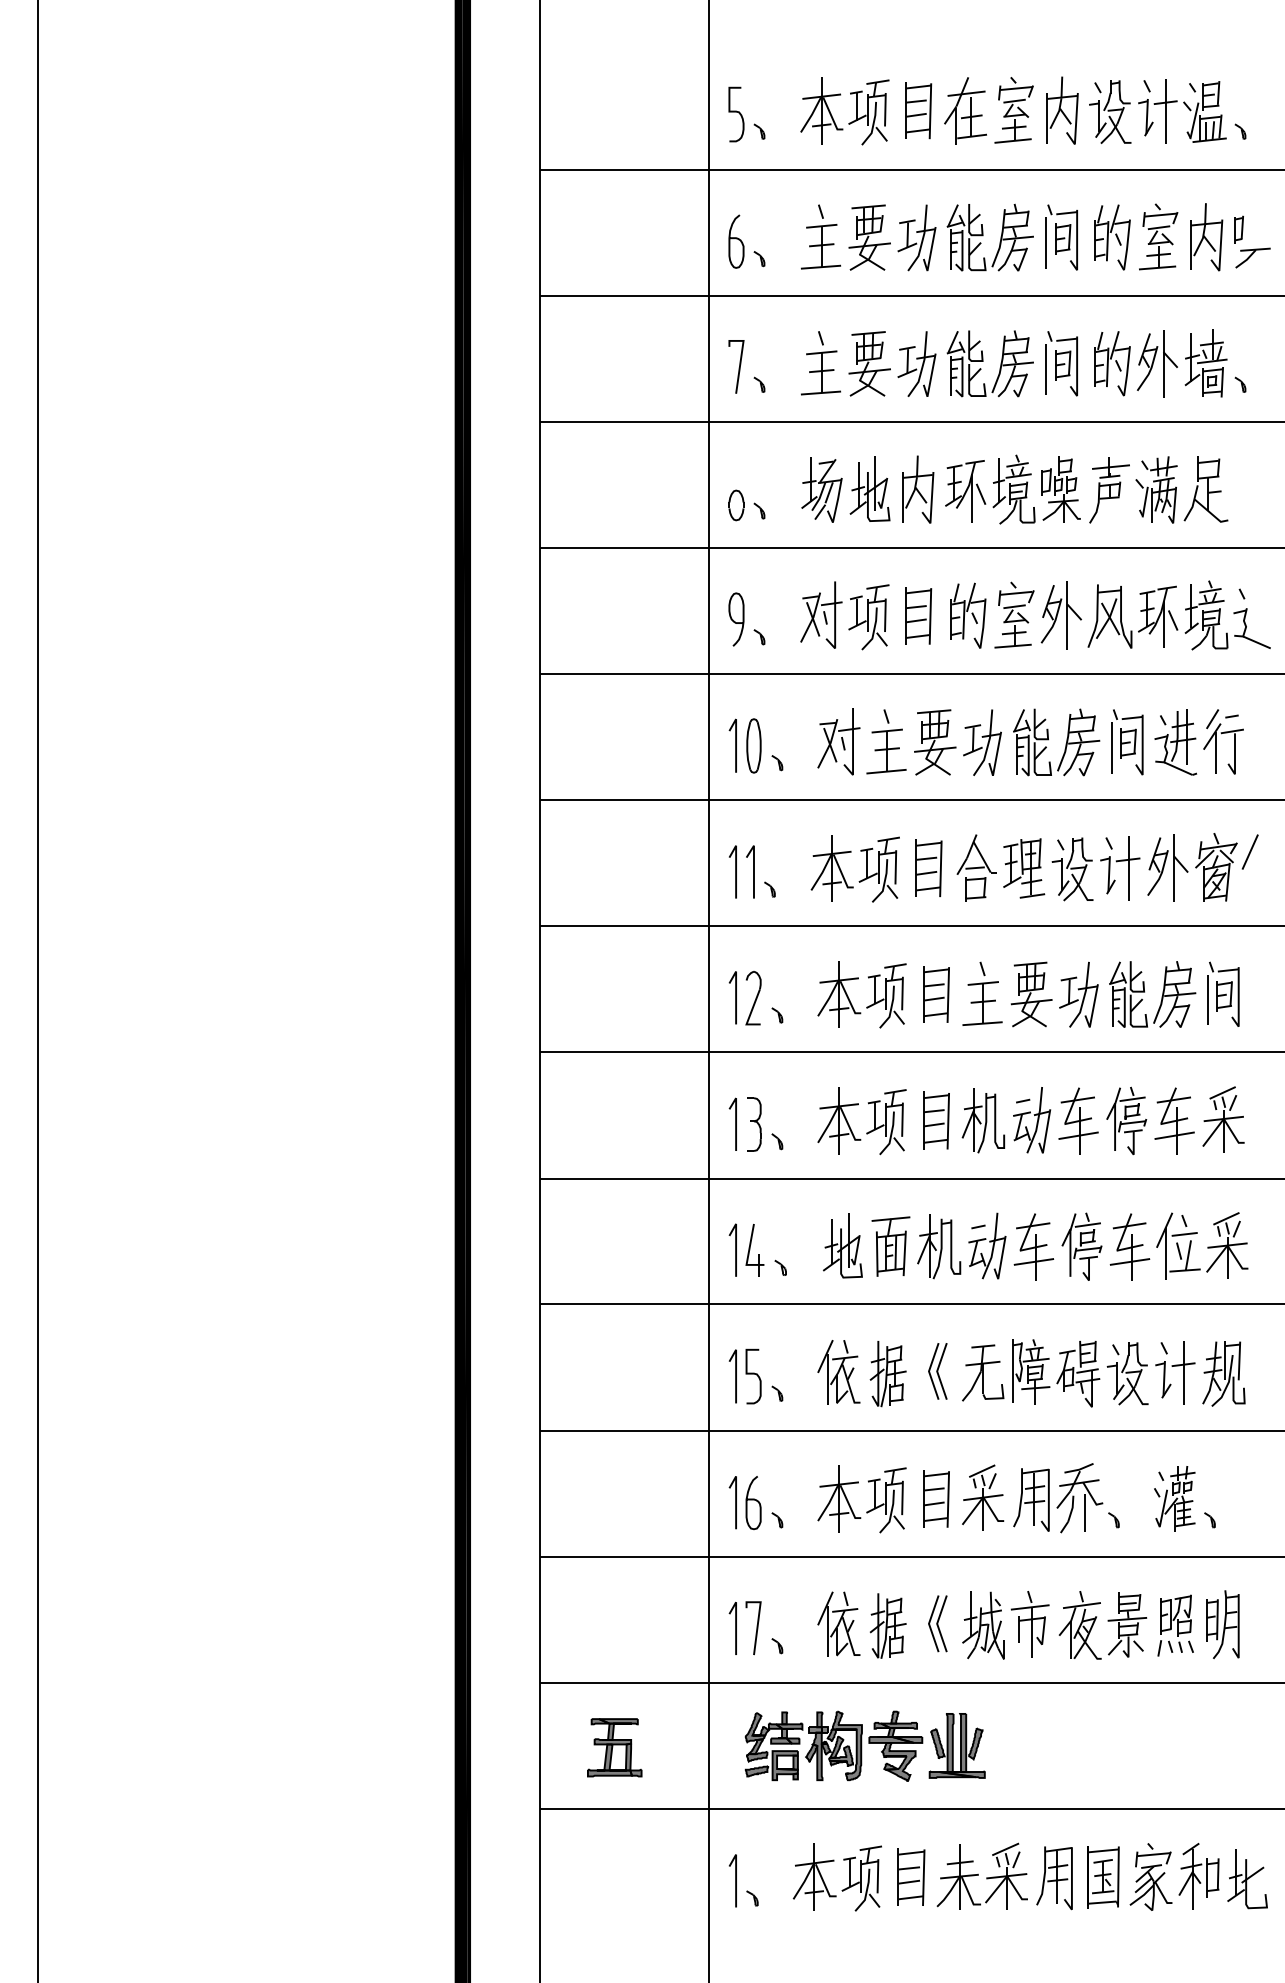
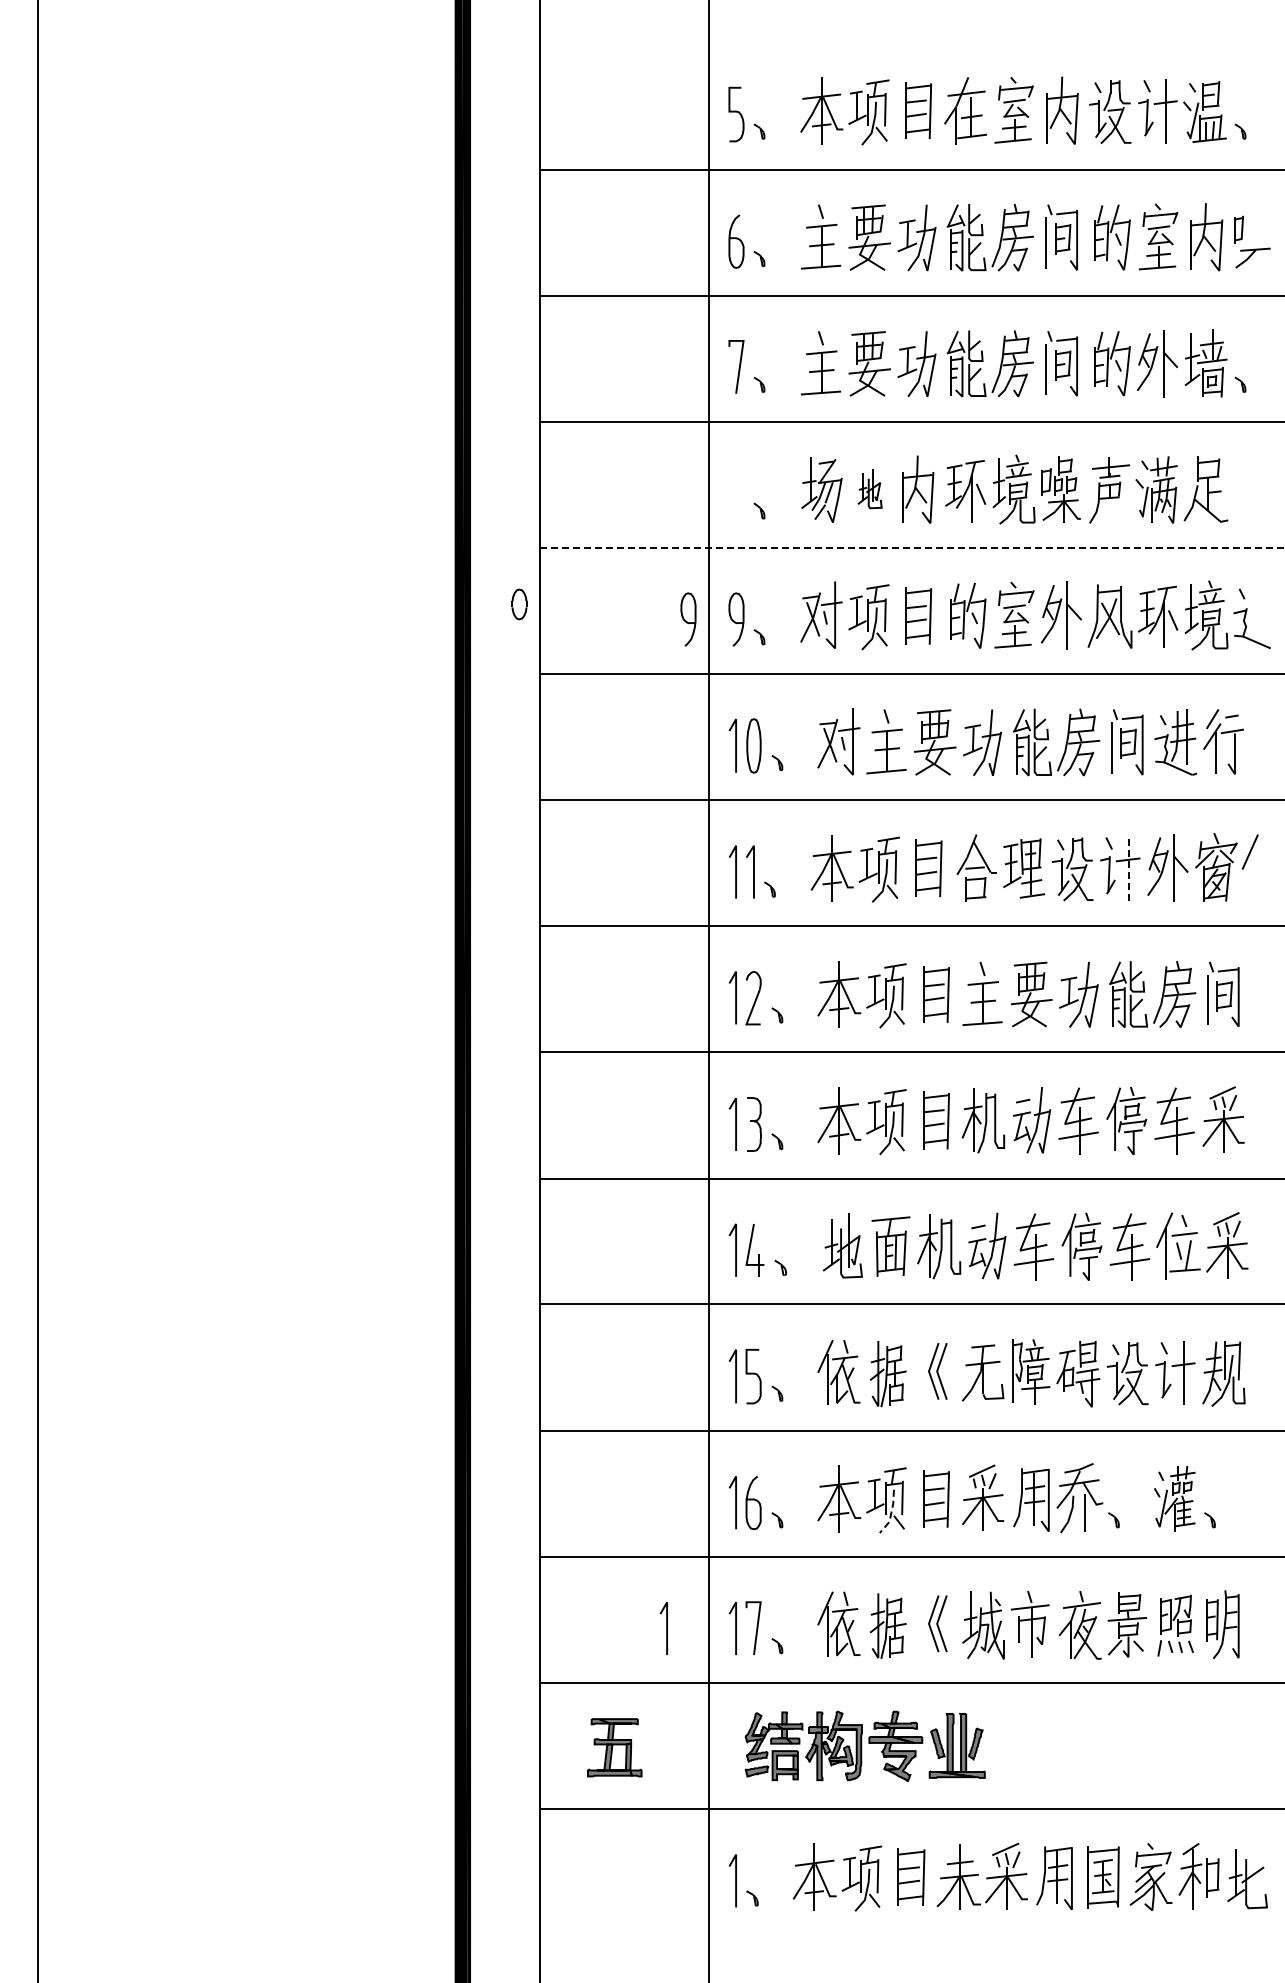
part size: 42x66 px -> 26x41 px (869, 489)
part position: (736, 505) -> (519, 604) (519, 604)
line: solid -> dashed (912, 547)
curve: none -> present (686, 620)
line: solid -> dashed (1128, 867)
line: solid -> dashed (891, 1513)
line: none -> present (666, 1628)
